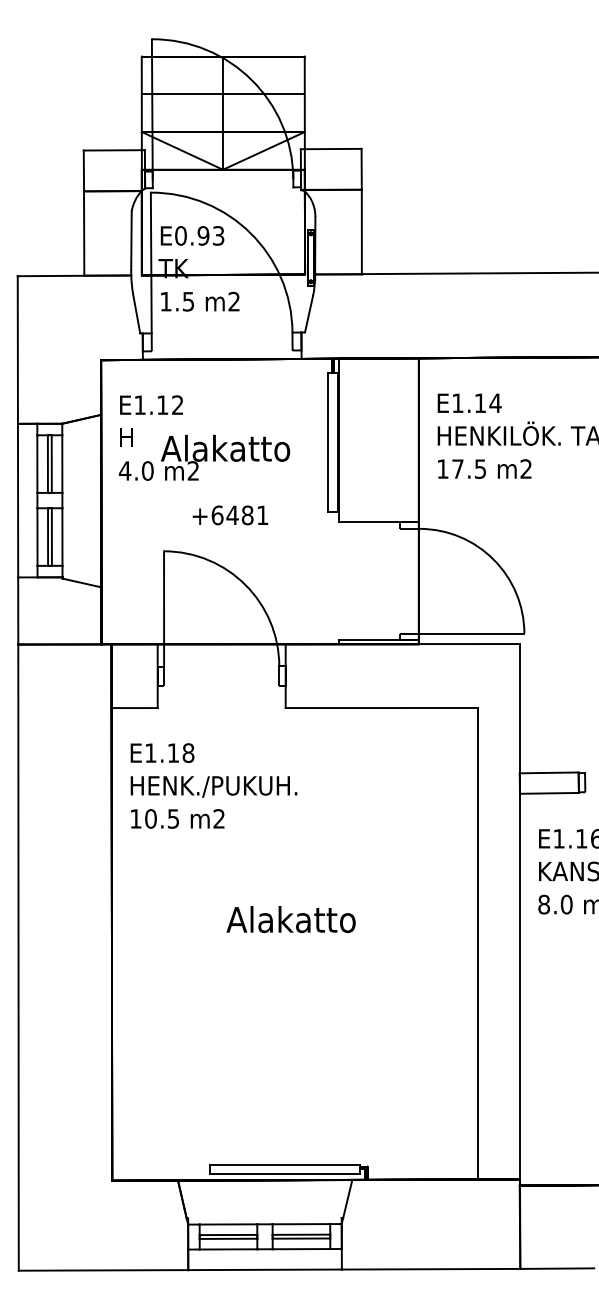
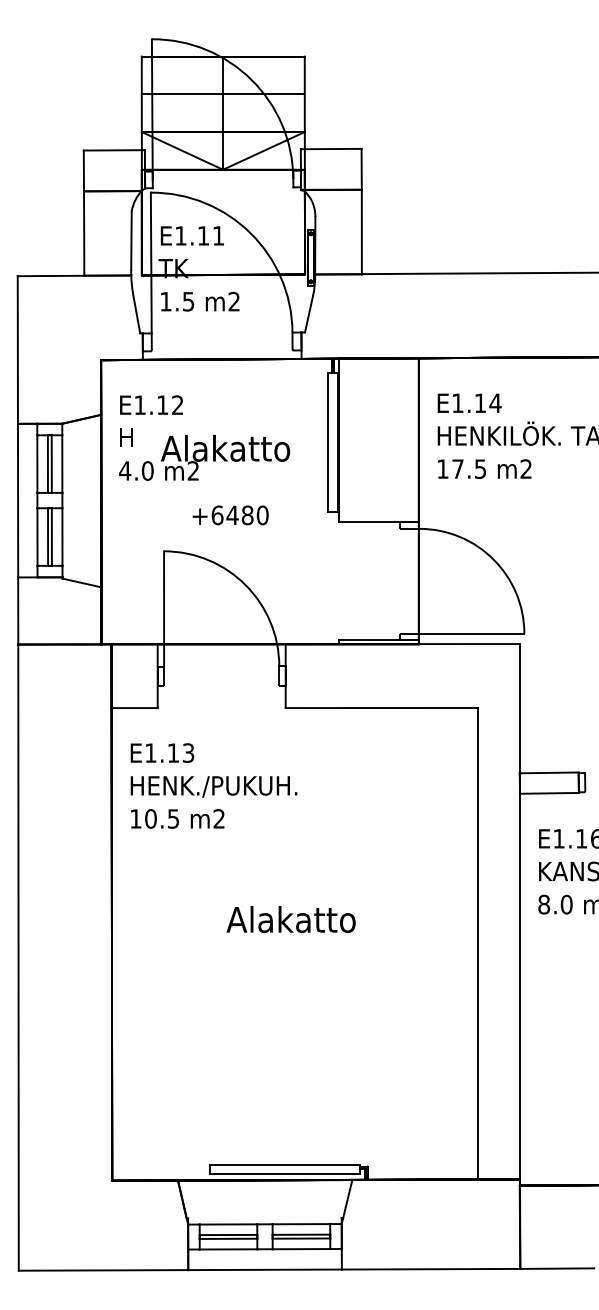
text: E0.93 -> E1.11 (199, 235)
text: +6481 -> +6480 (262, 515)
text: E1.18 -> E1.13 (188, 752)
